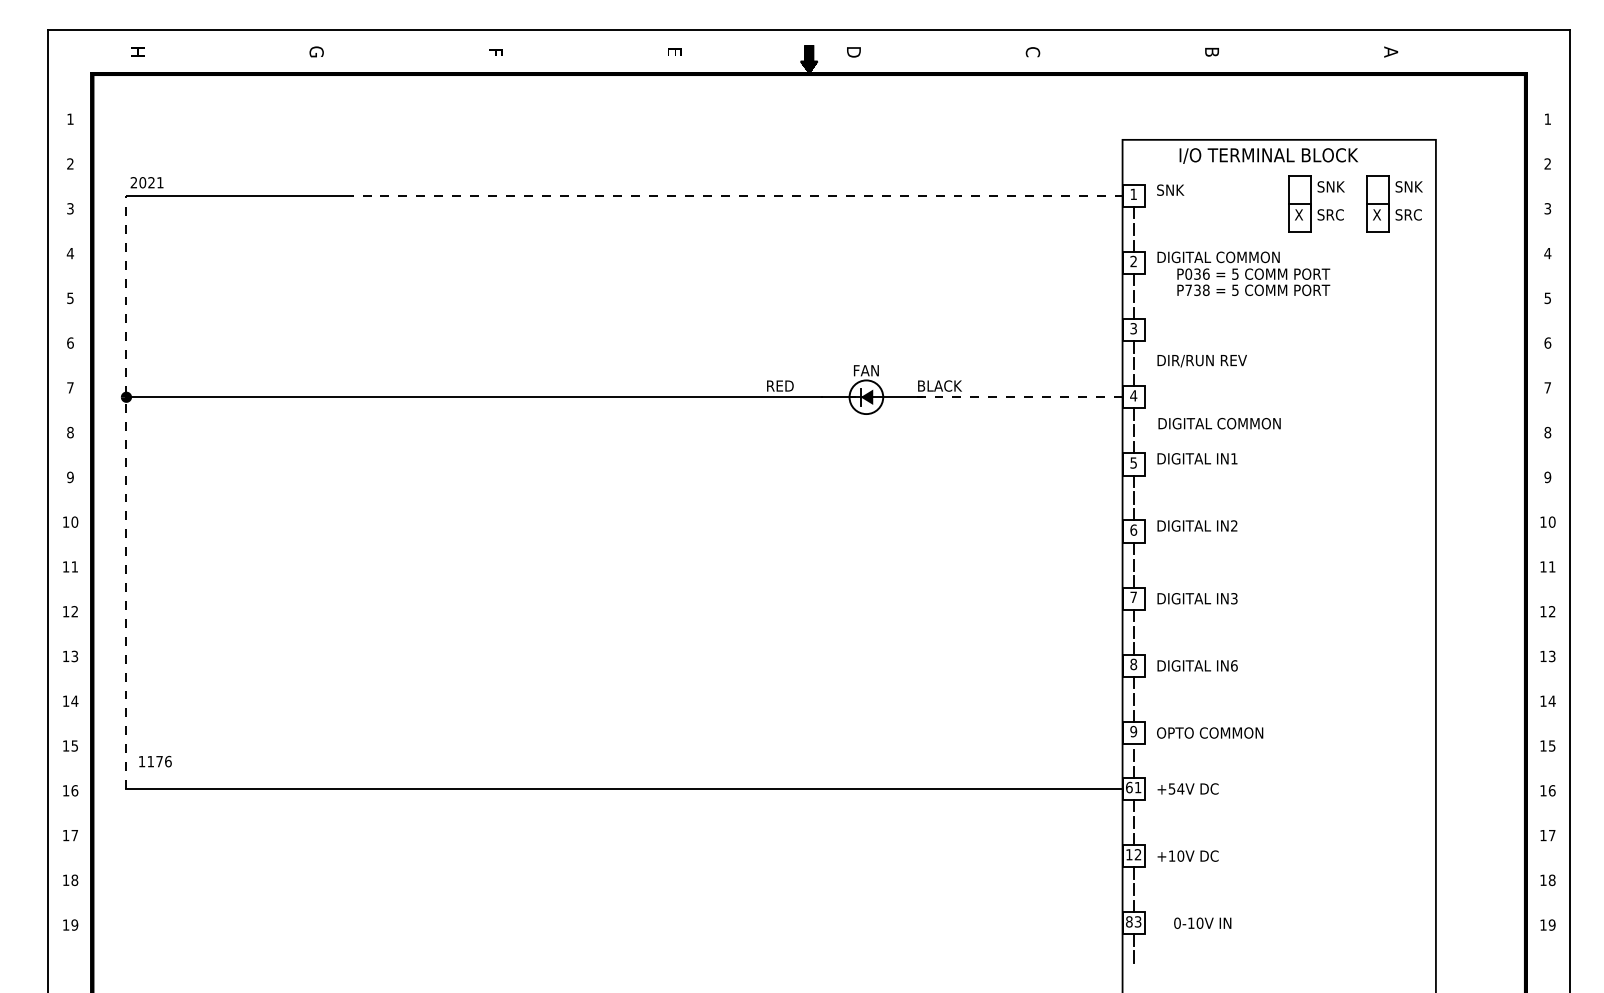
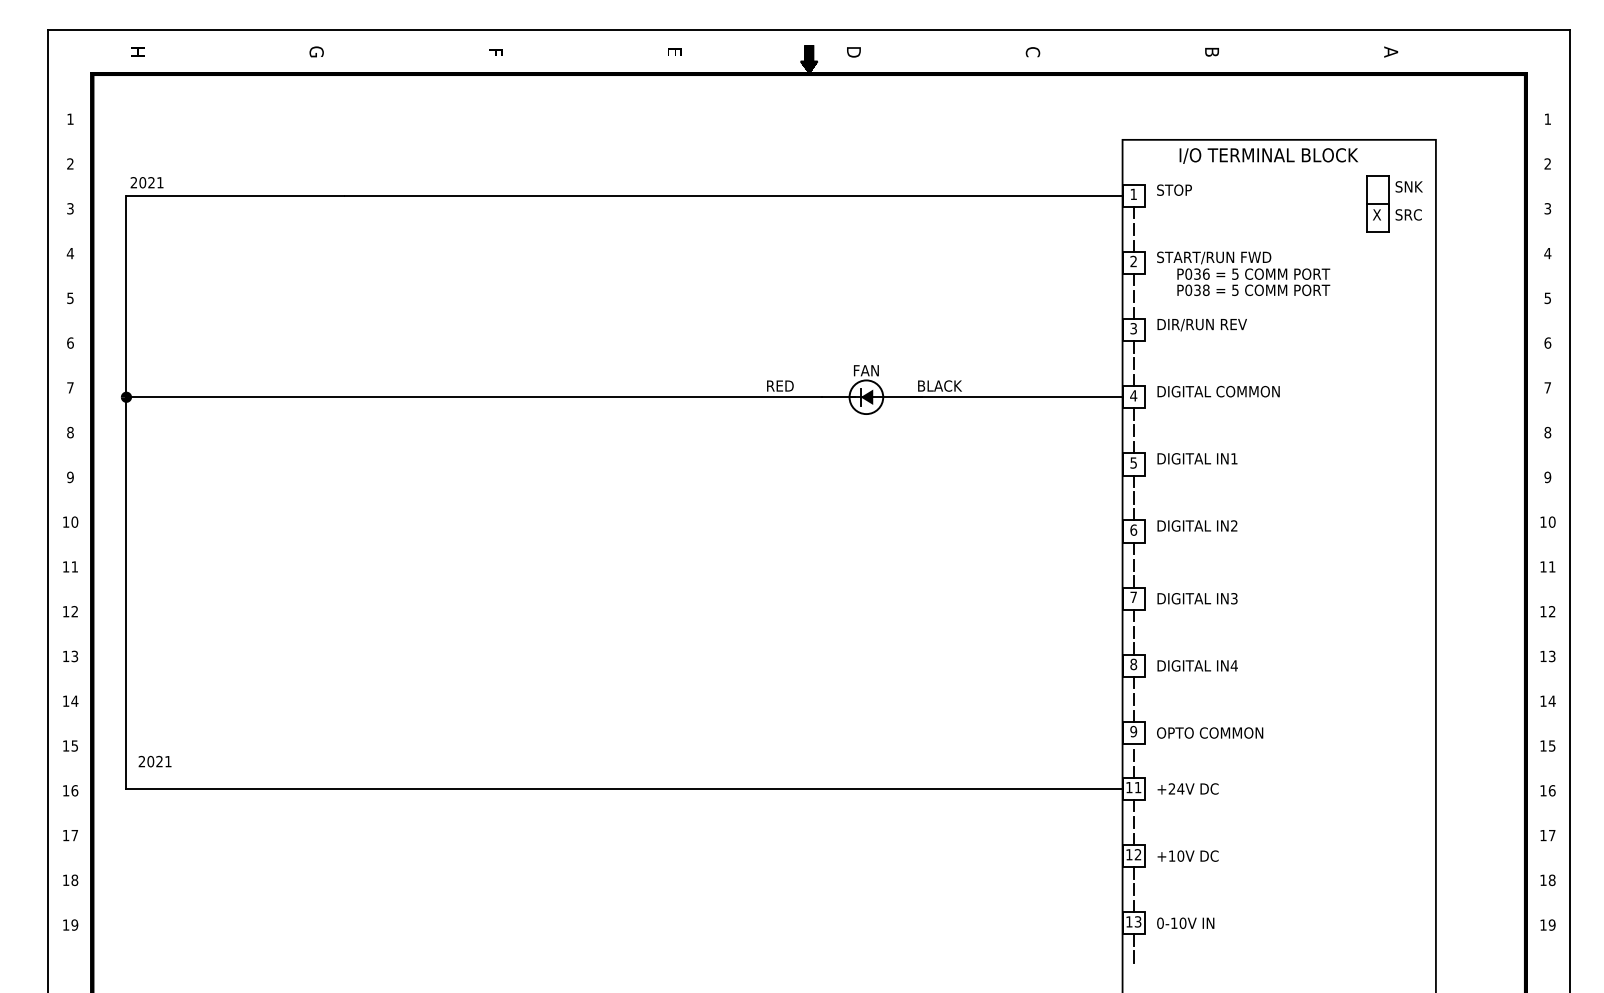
text: SNK -> STOP (1178, 189)
line: dashed -> solid (733, 195)
part: present -> none (1316, 203)
text: DIGITAL COMMON -> START/RUN FWD (1218, 257)
text: P738 -> P038 (1188, 289)
text position: (1201, 361) -> (1201, 325) (1201, 325)
line: dashed -> solid (1016, 397)
text position: (1219, 423) -> (1218, 391) (1218, 391)
line: dashed -> solid (126, 492)
text: IN6 -> IN4 (1233, 665)
text: 1176 -> 2021 (154, 761)
text: 61 -> 11 (1129, 787)
text: +54V -> +24V (1171, 788)
text: 83 -> 13 (1129, 921)
text position: (1202, 922) -> (1185, 922) (1185, 922)
